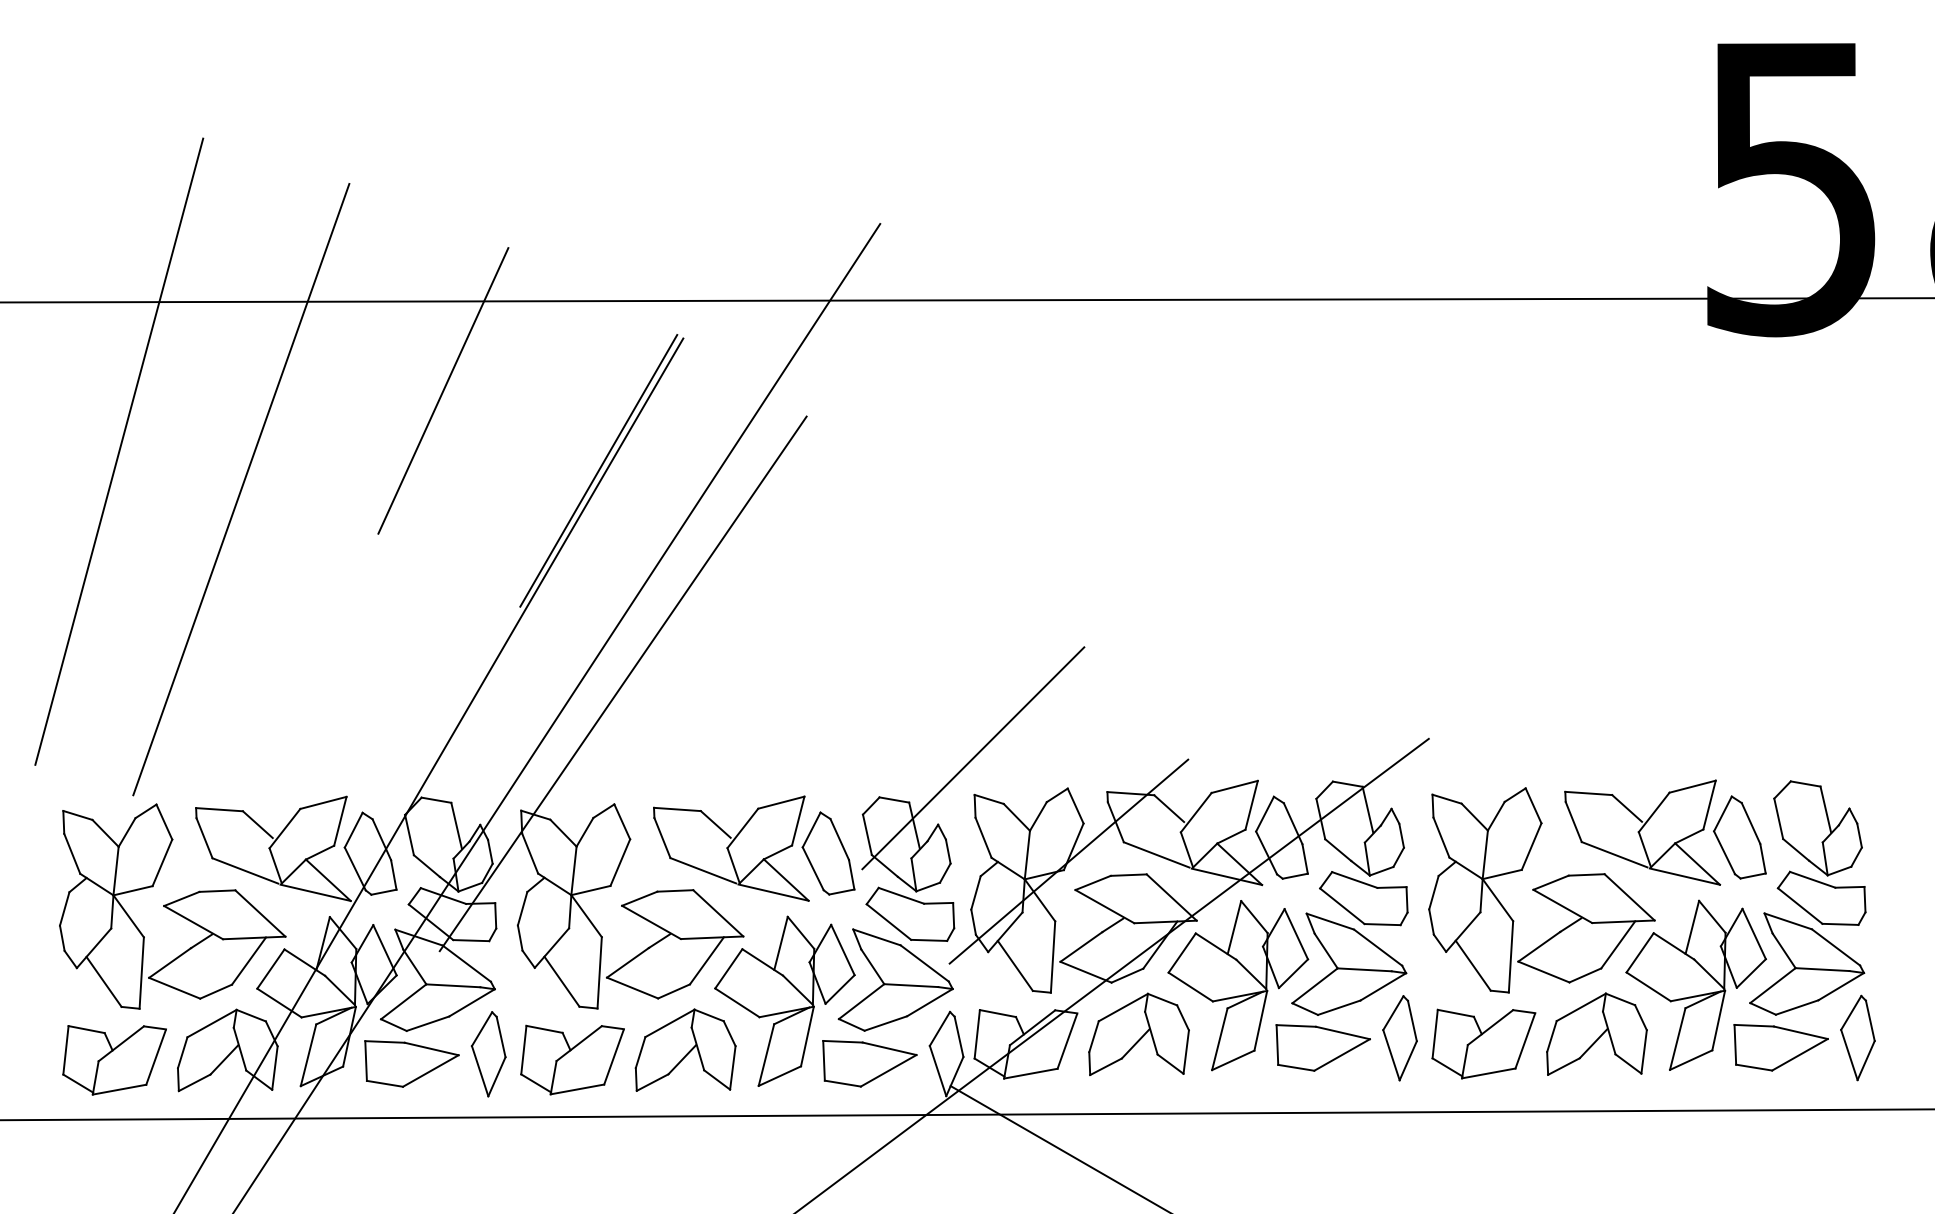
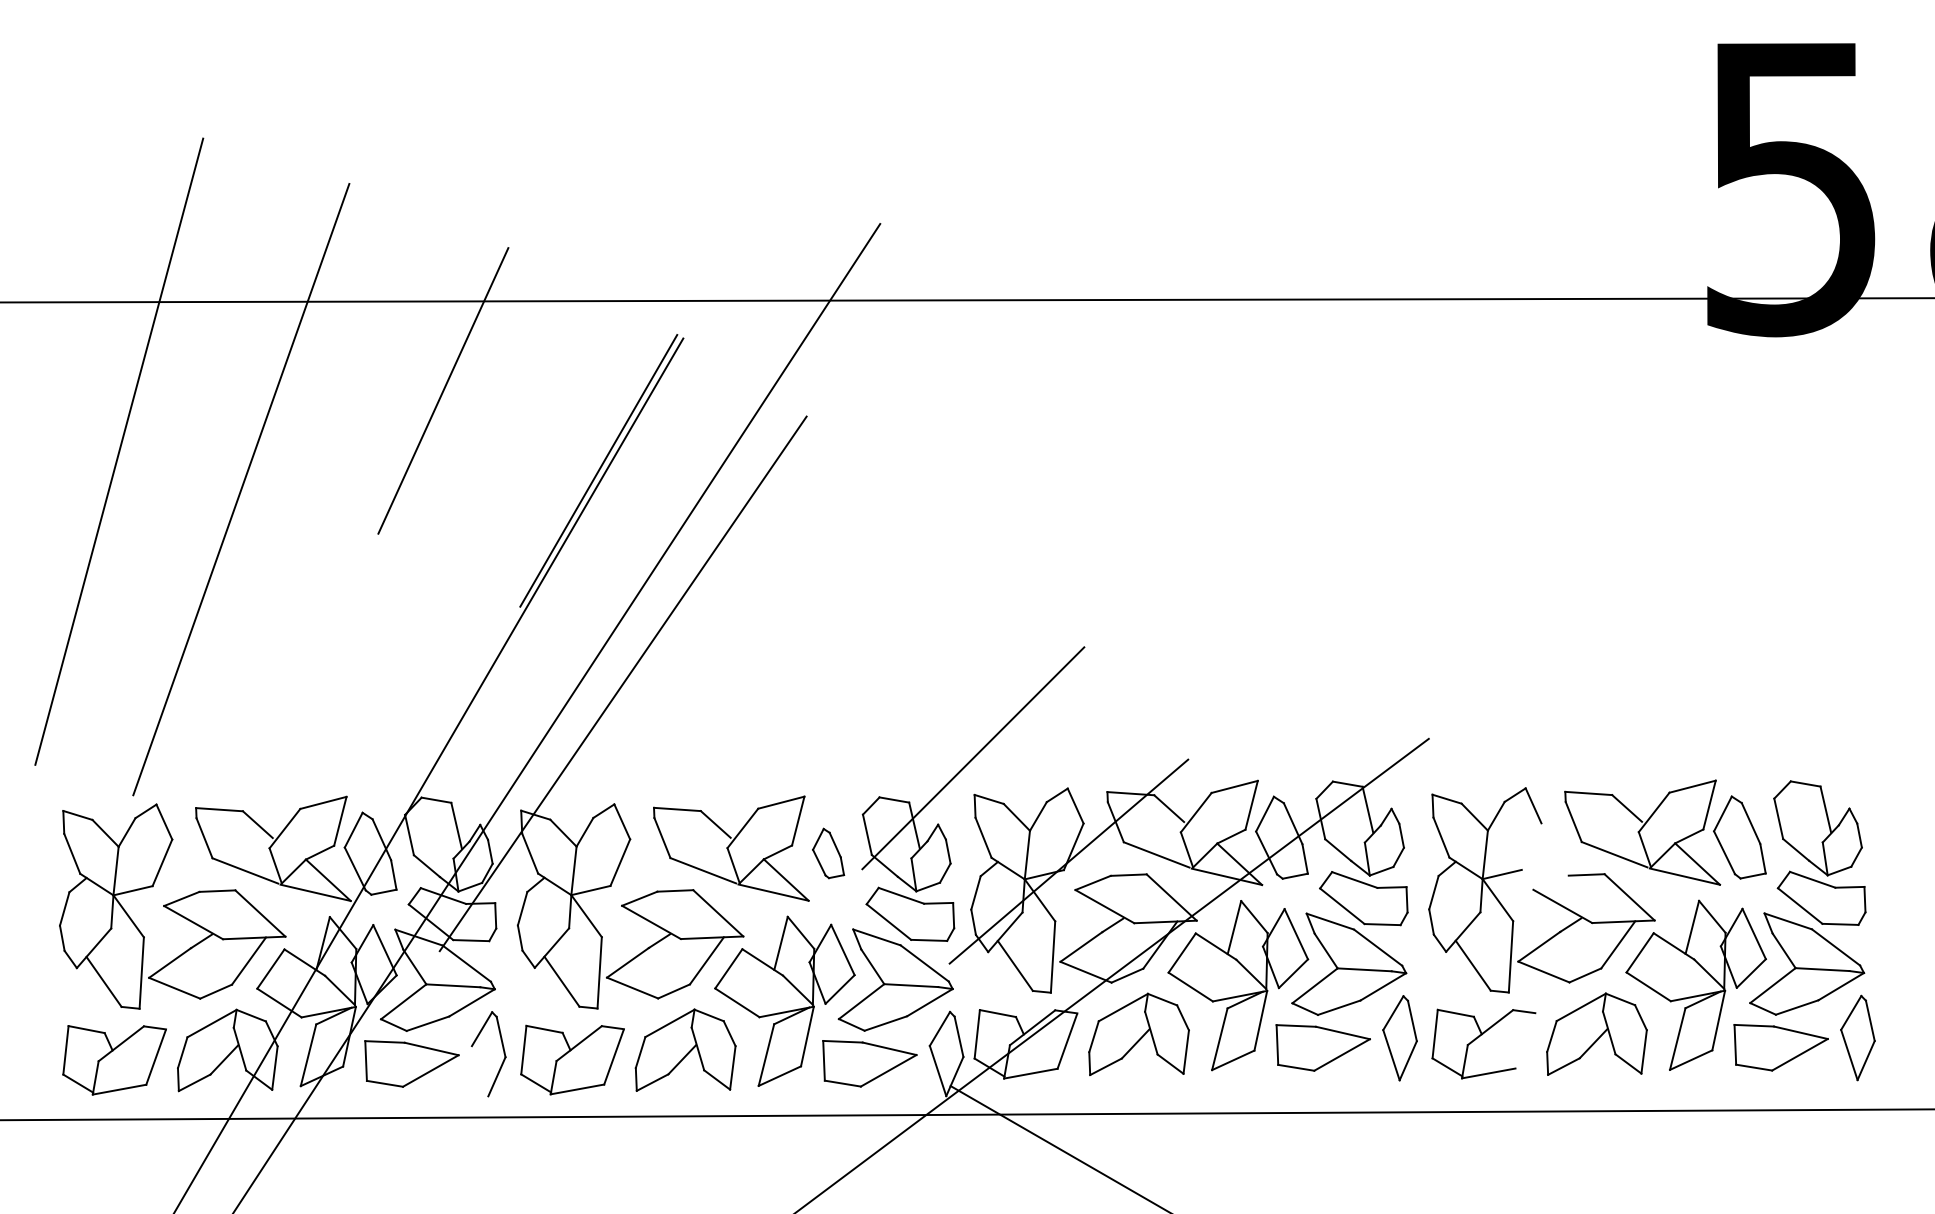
line: present -> none (1531, 846)
part size: 55x85 px -> 34x53 px (828, 853)
line: present -> none (1550, 882)
line: present -> none (1524, 1041)
line: present -> none (479, 1071)
